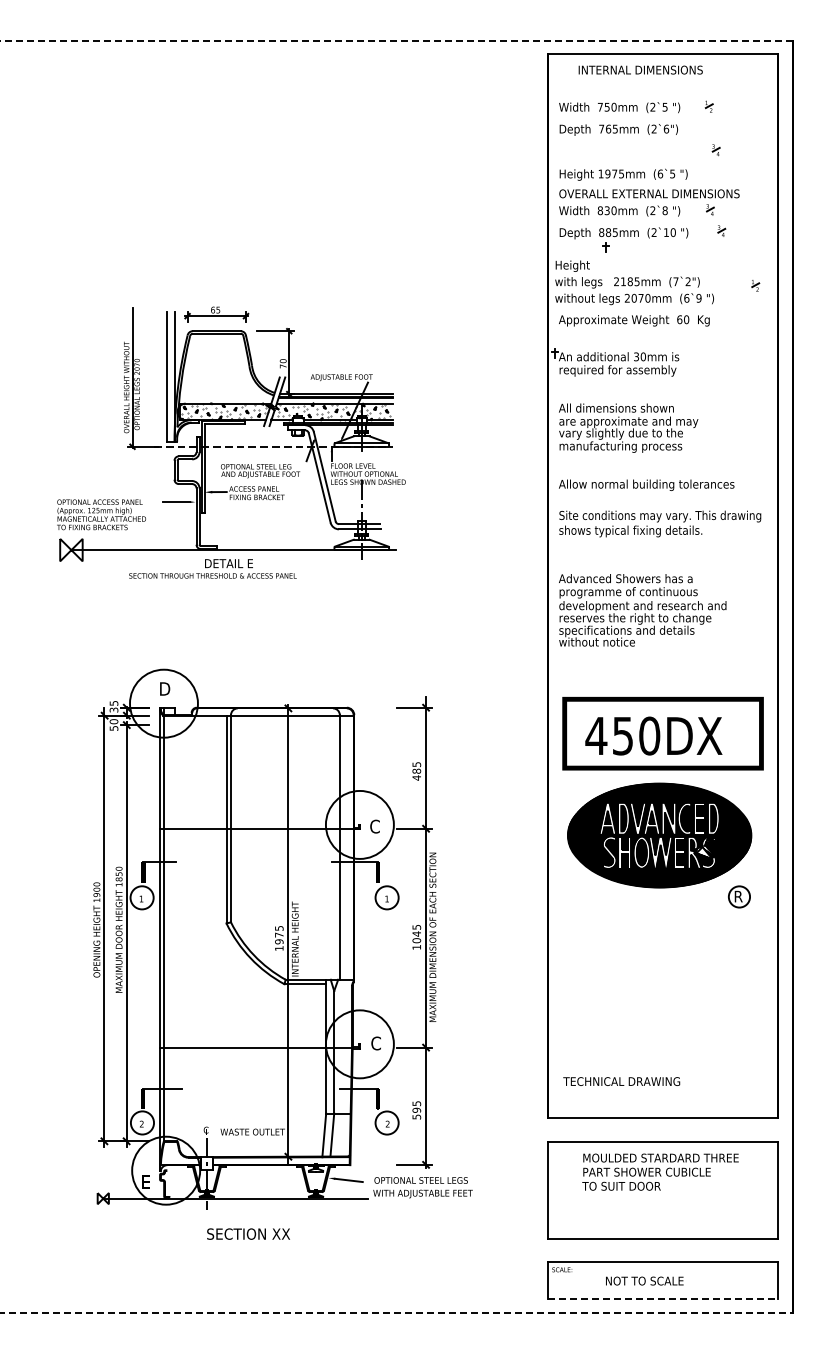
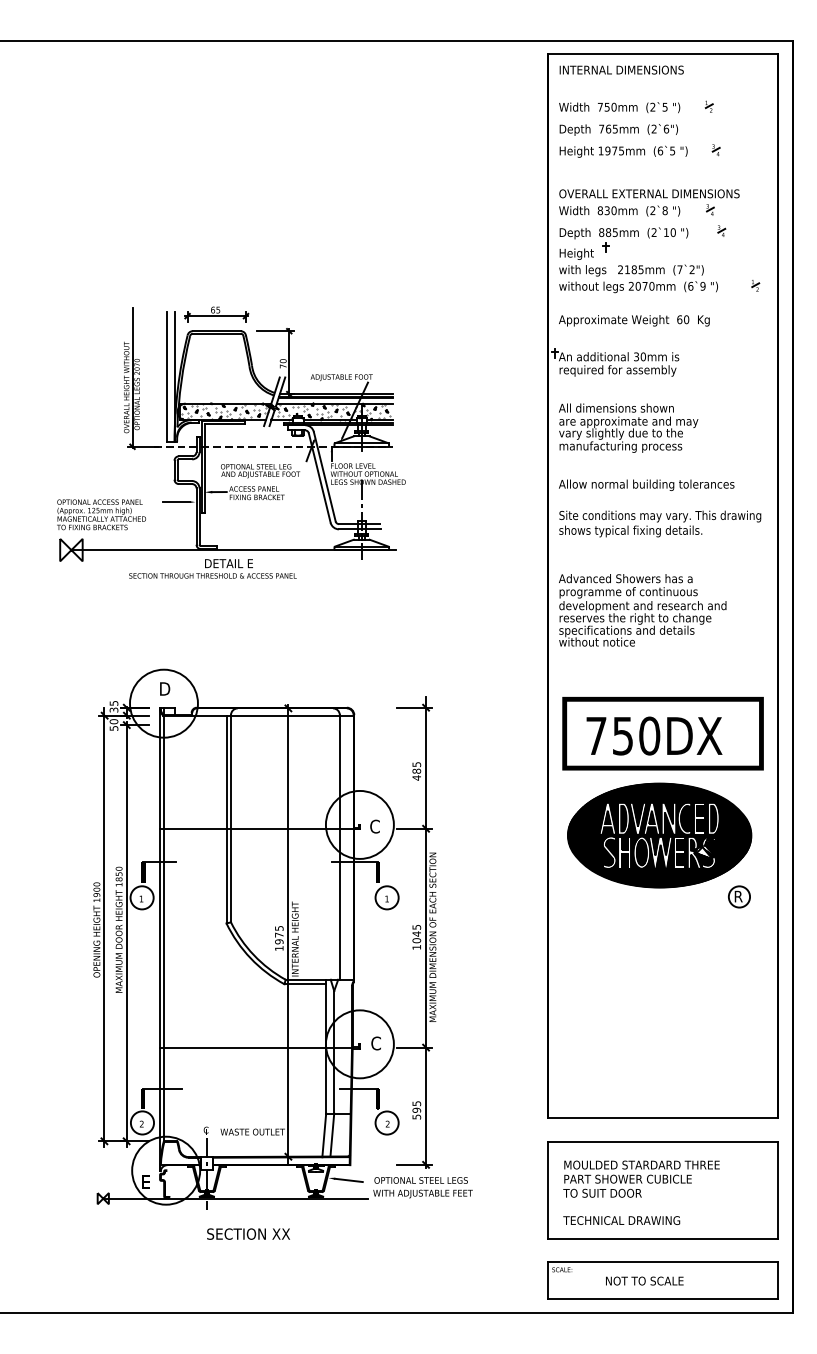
line: dashed -> solid (395, 40)
text position: (640, 69) -> (621, 69) (621, 69)
text position: (623, 174) -> (623, 151) (623, 151)
text position: (634, 282) -> (638, 270) (638, 270)
text: 450DX -> 750DX (596, 735)
text position: (621, 1081) -> (621, 1220) (621, 1220)
text position: (660, 1171) -> (641, 1178) (641, 1178)
line: dashed -> solid (663, 1298)
line: dashed -> solid (396, 1313)
